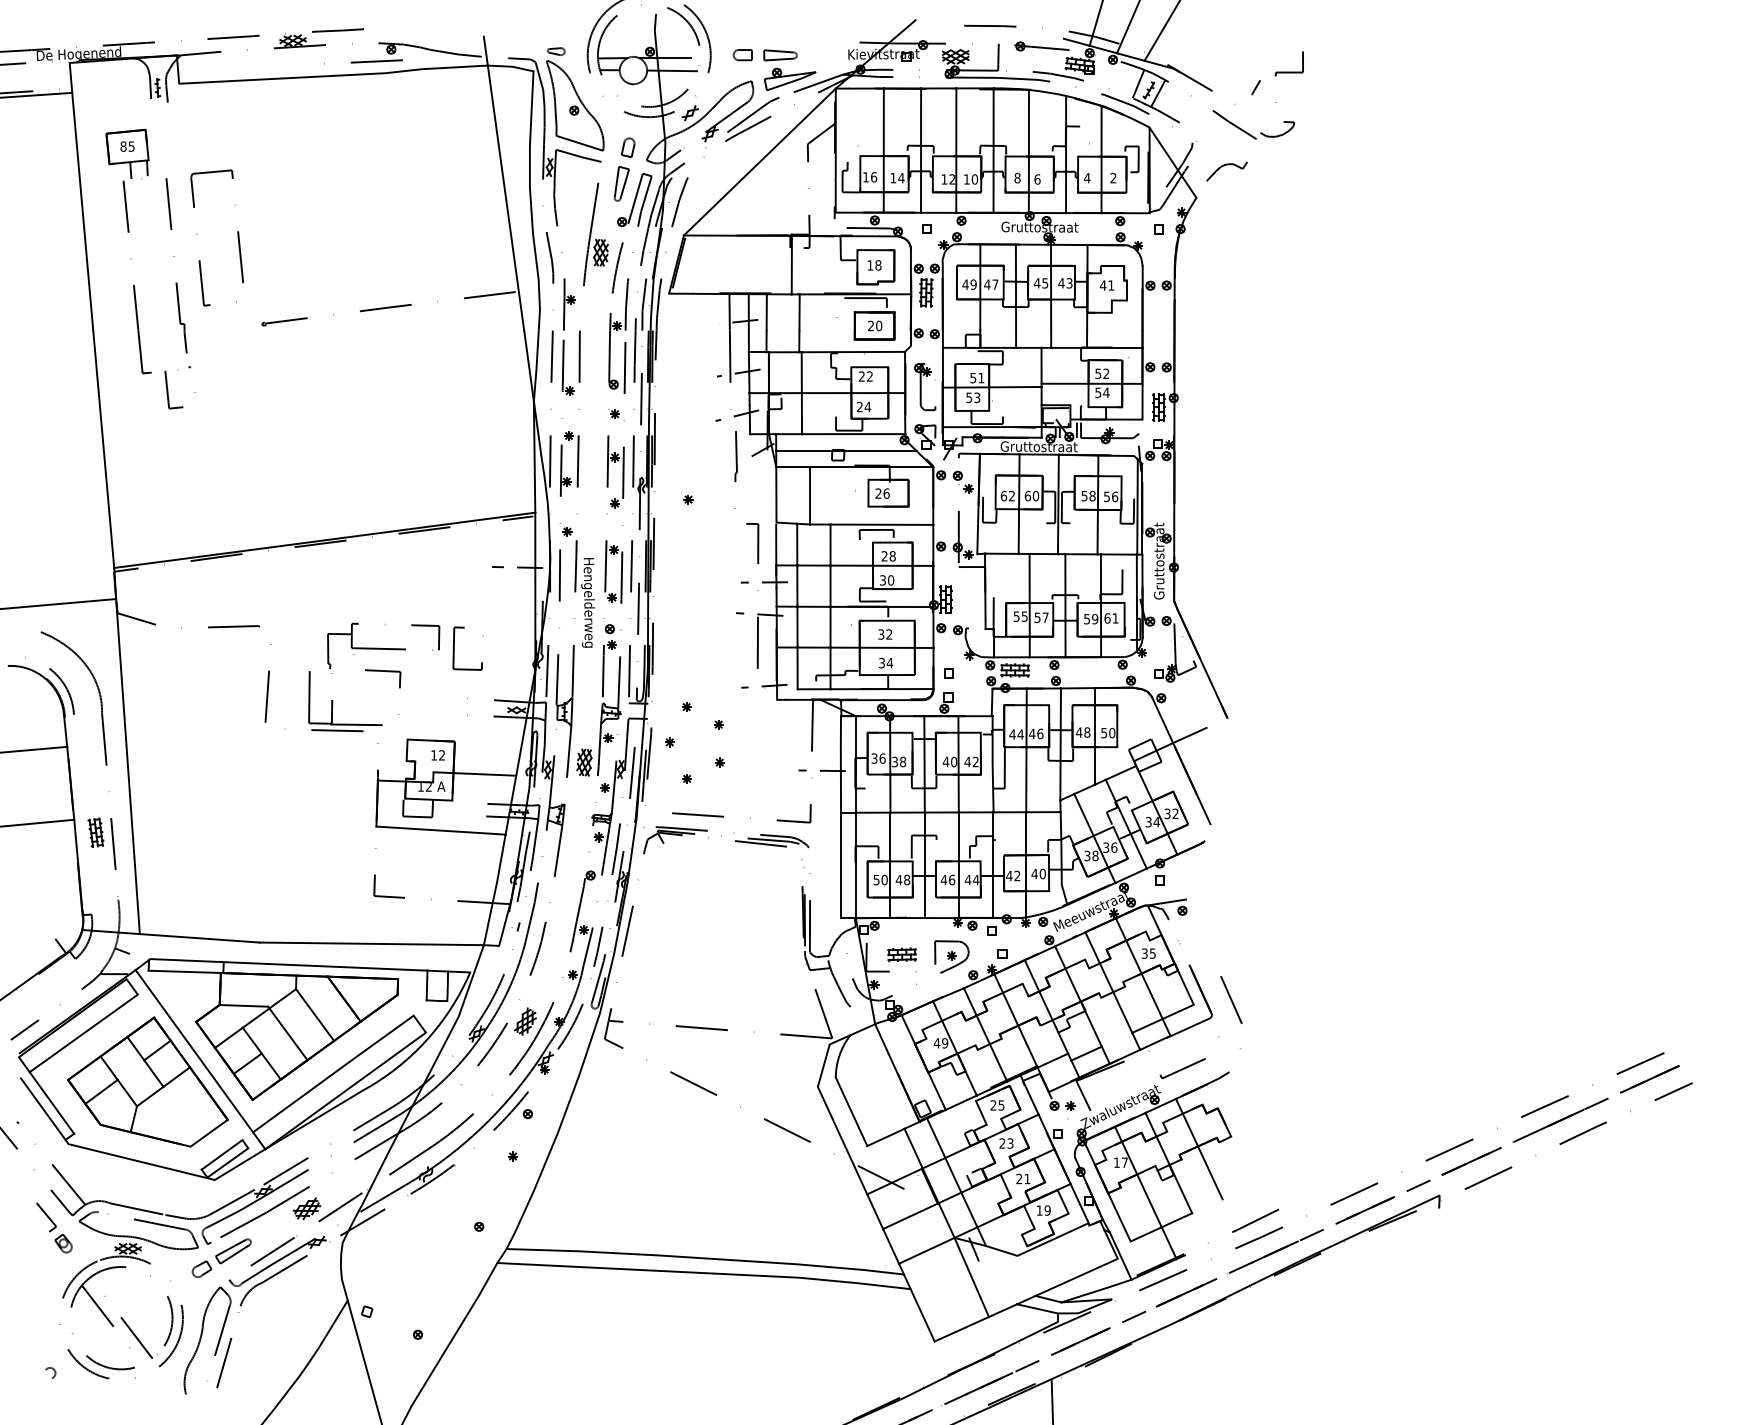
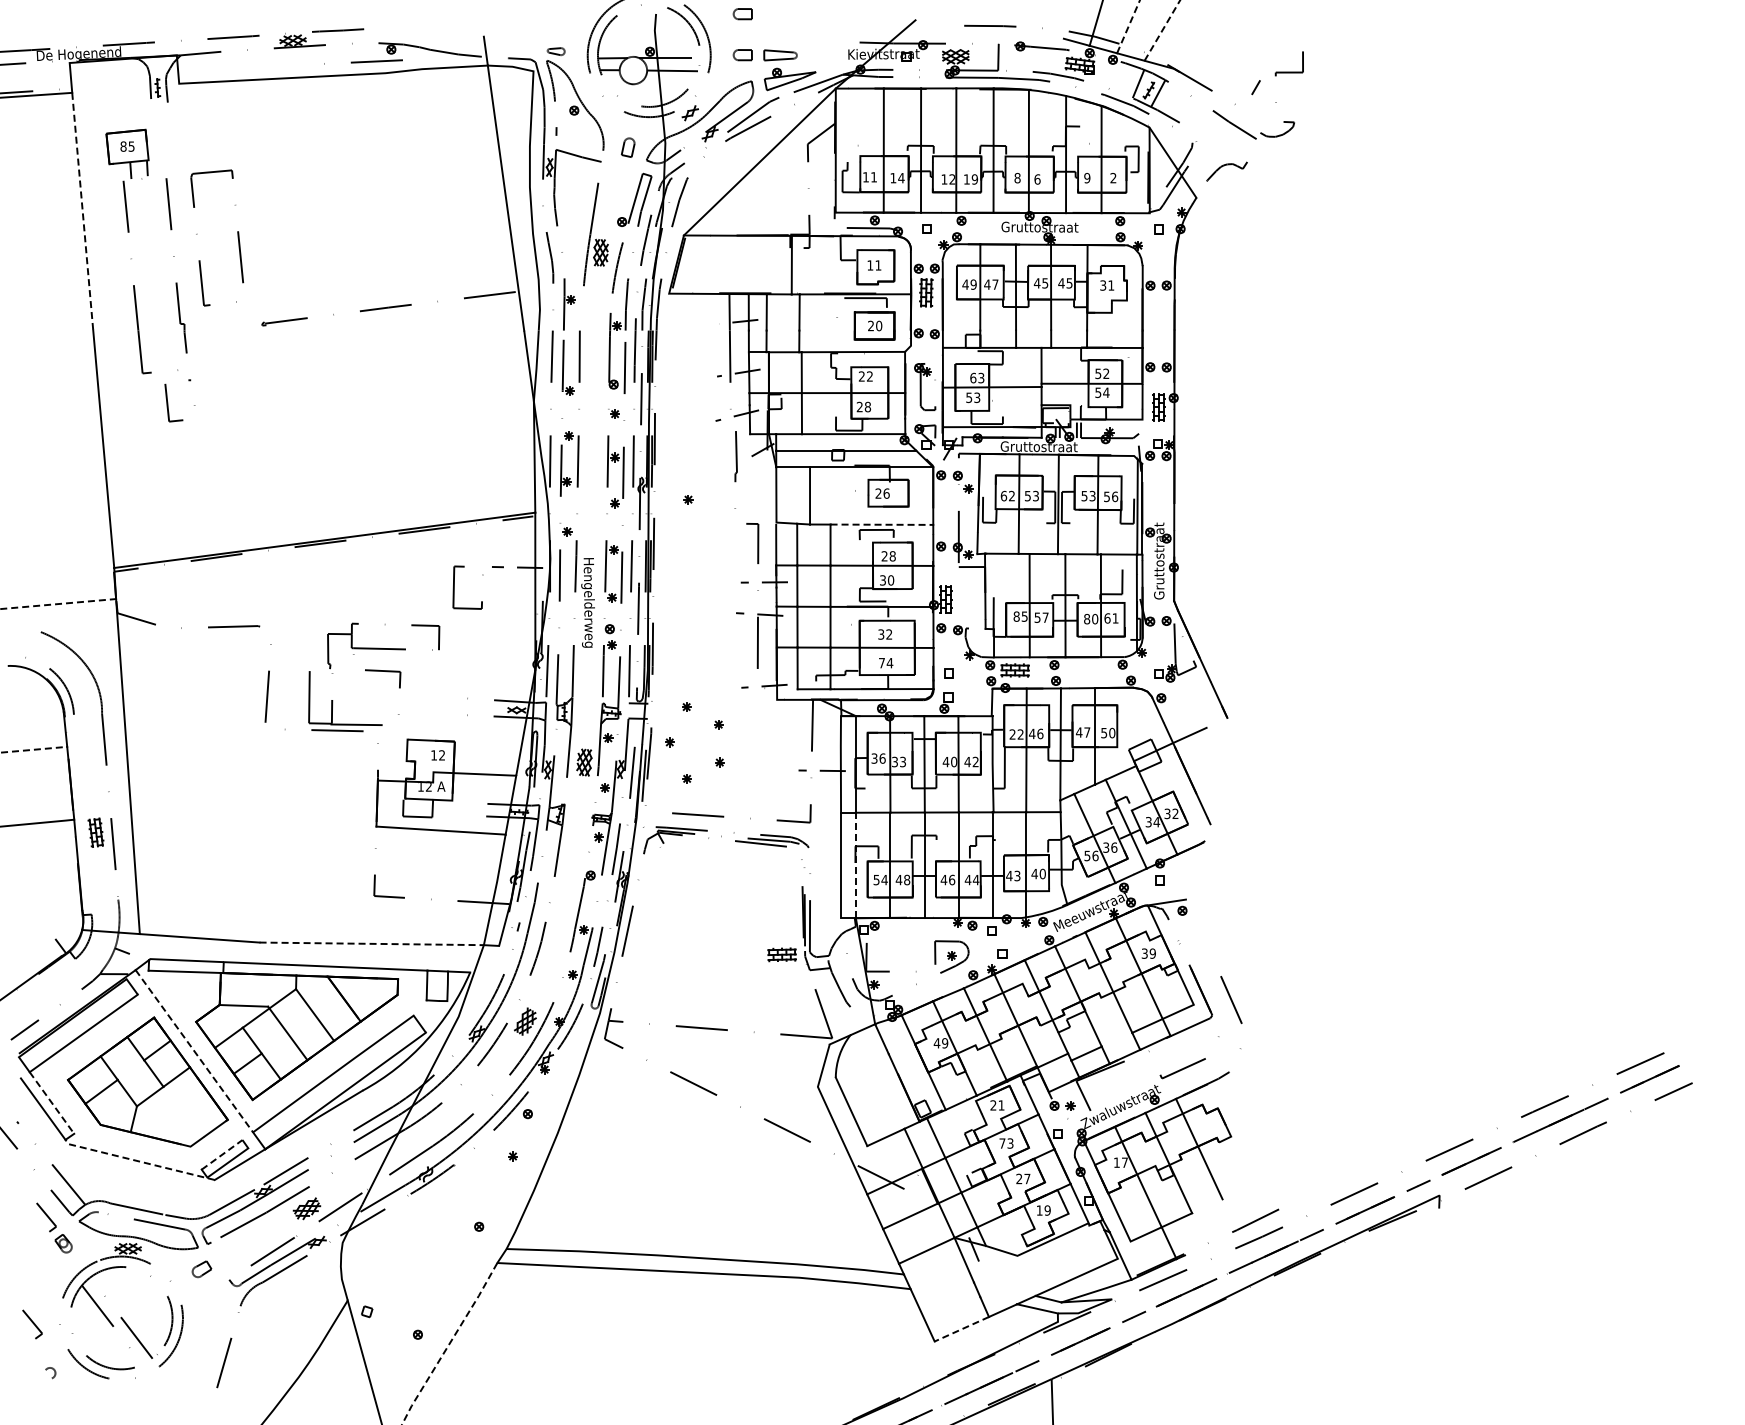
part: none -> present (742, 14)
line: solid -> dashed (1128, 26)
line: solid -> dashed (1162, 30)
line: present -> none (555, 114)
line: present -> none (579, 142)
text: 16 -> 11 (874, 177)
text: 4 -> 9 (1087, 177)
text: 10 -> 19 (974, 179)
part: present -> none (621, 183)
line: present -> none (654, 202)
line: solid -> dashed (82, 212)
text: 18 -> 11 (878, 265)
text: 43 -> 45 (1069, 282)
text: 41 -> 31 (1102, 285)
text: 51 -> 63 (977, 377)
line position: (168, 389) -> (168, 402) (168, 402)
text: 24 -> 28 (867, 406)
text: 60 -> 53 (1031, 495)
text: 58 -> 53 (1092, 496)
line: solid -> dashed (882, 524)
line: solid -> dashed (58, 604)
text: 55 -> 85 (1016, 616)
text: 59 -> 80 (1091, 619)
part position: (454, 648) -> (454, 587) (454, 587)
text: 34 -> 74 (881, 662)
text: 48 -> 47 (1087, 732)
text: 44 -> 22 (1016, 734)
line: solid -> dashed (34, 749)
text: 38 -> 33 (903, 761)
text: 38 -> 56 (1091, 855)
line: solid -> dashed (855, 865)
text: 42 -> 43 (1017, 876)
text: 50 -> 54 (884, 879)
line: solid -> dashed (372, 943)
text: 35 -> 39 (1152, 953)
part position: (901, 954) -> (781, 954) (781, 954)
line: solid -> dashed (194, 1051)
line: solid -> dashed (52, 1103)
text: 25 -> 21 (1001, 1105)
text: 23 -> 73 (1002, 1143)
line: solid -> dashed (222, 1154)
line: solid -> dashed (138, 1161)
text: 21 -> 27 (1027, 1178)
part: present -> none (233, 1251)
part: none -> present (32, 1324)
line: solid -> dashed (961, 1329)
part: present -> none (201, 1339)
line: solid -> dashed (449, 1343)
